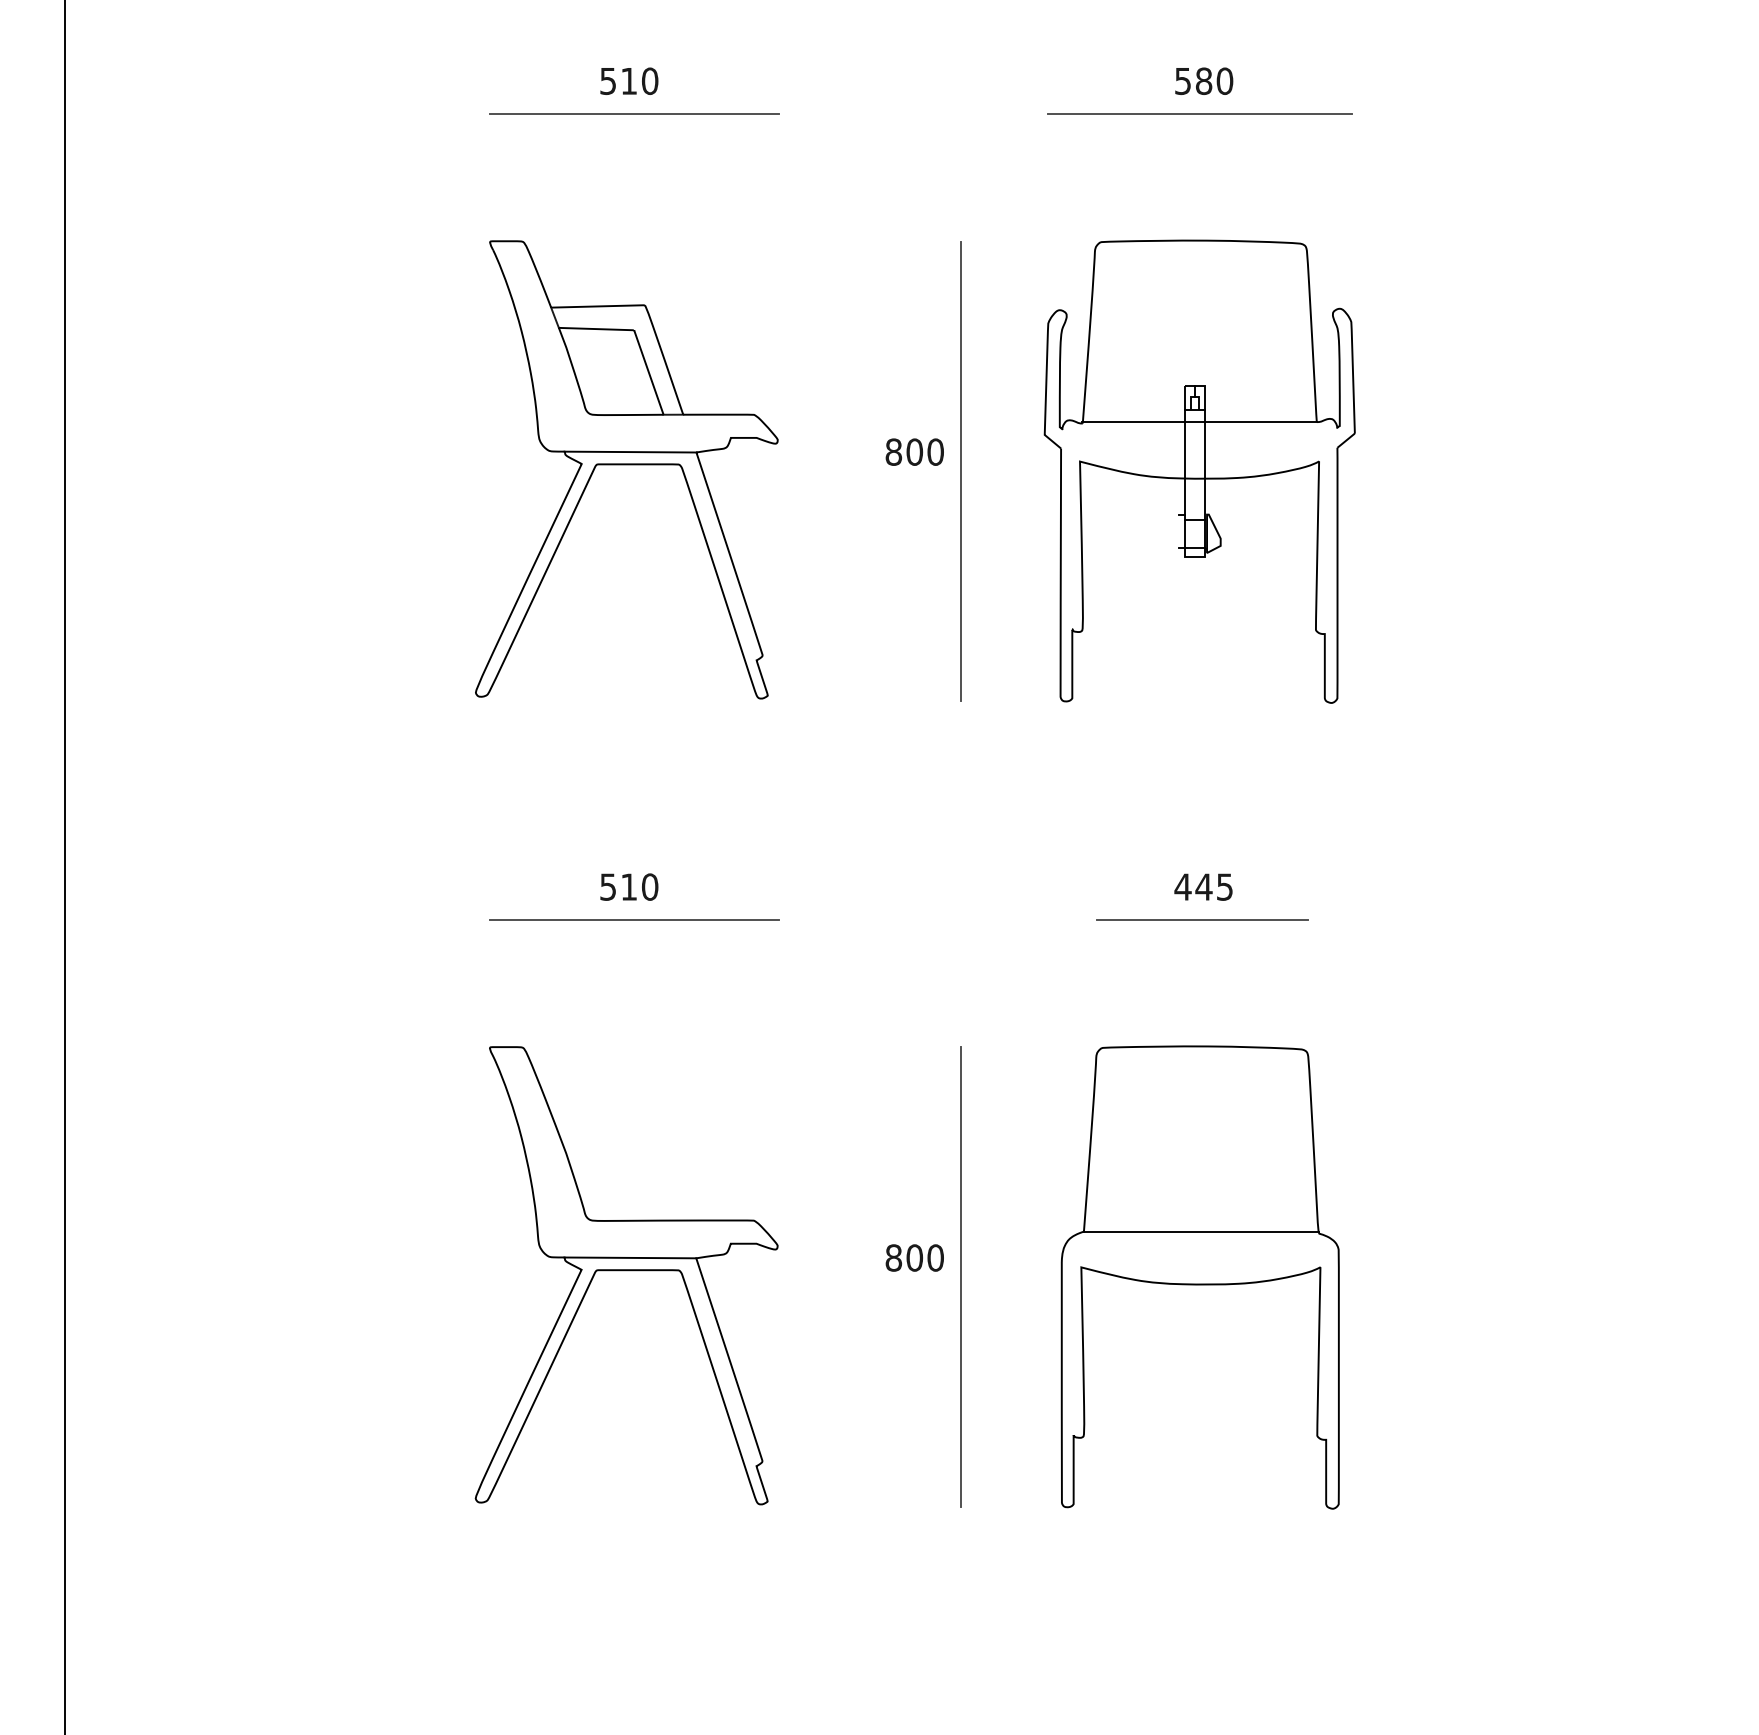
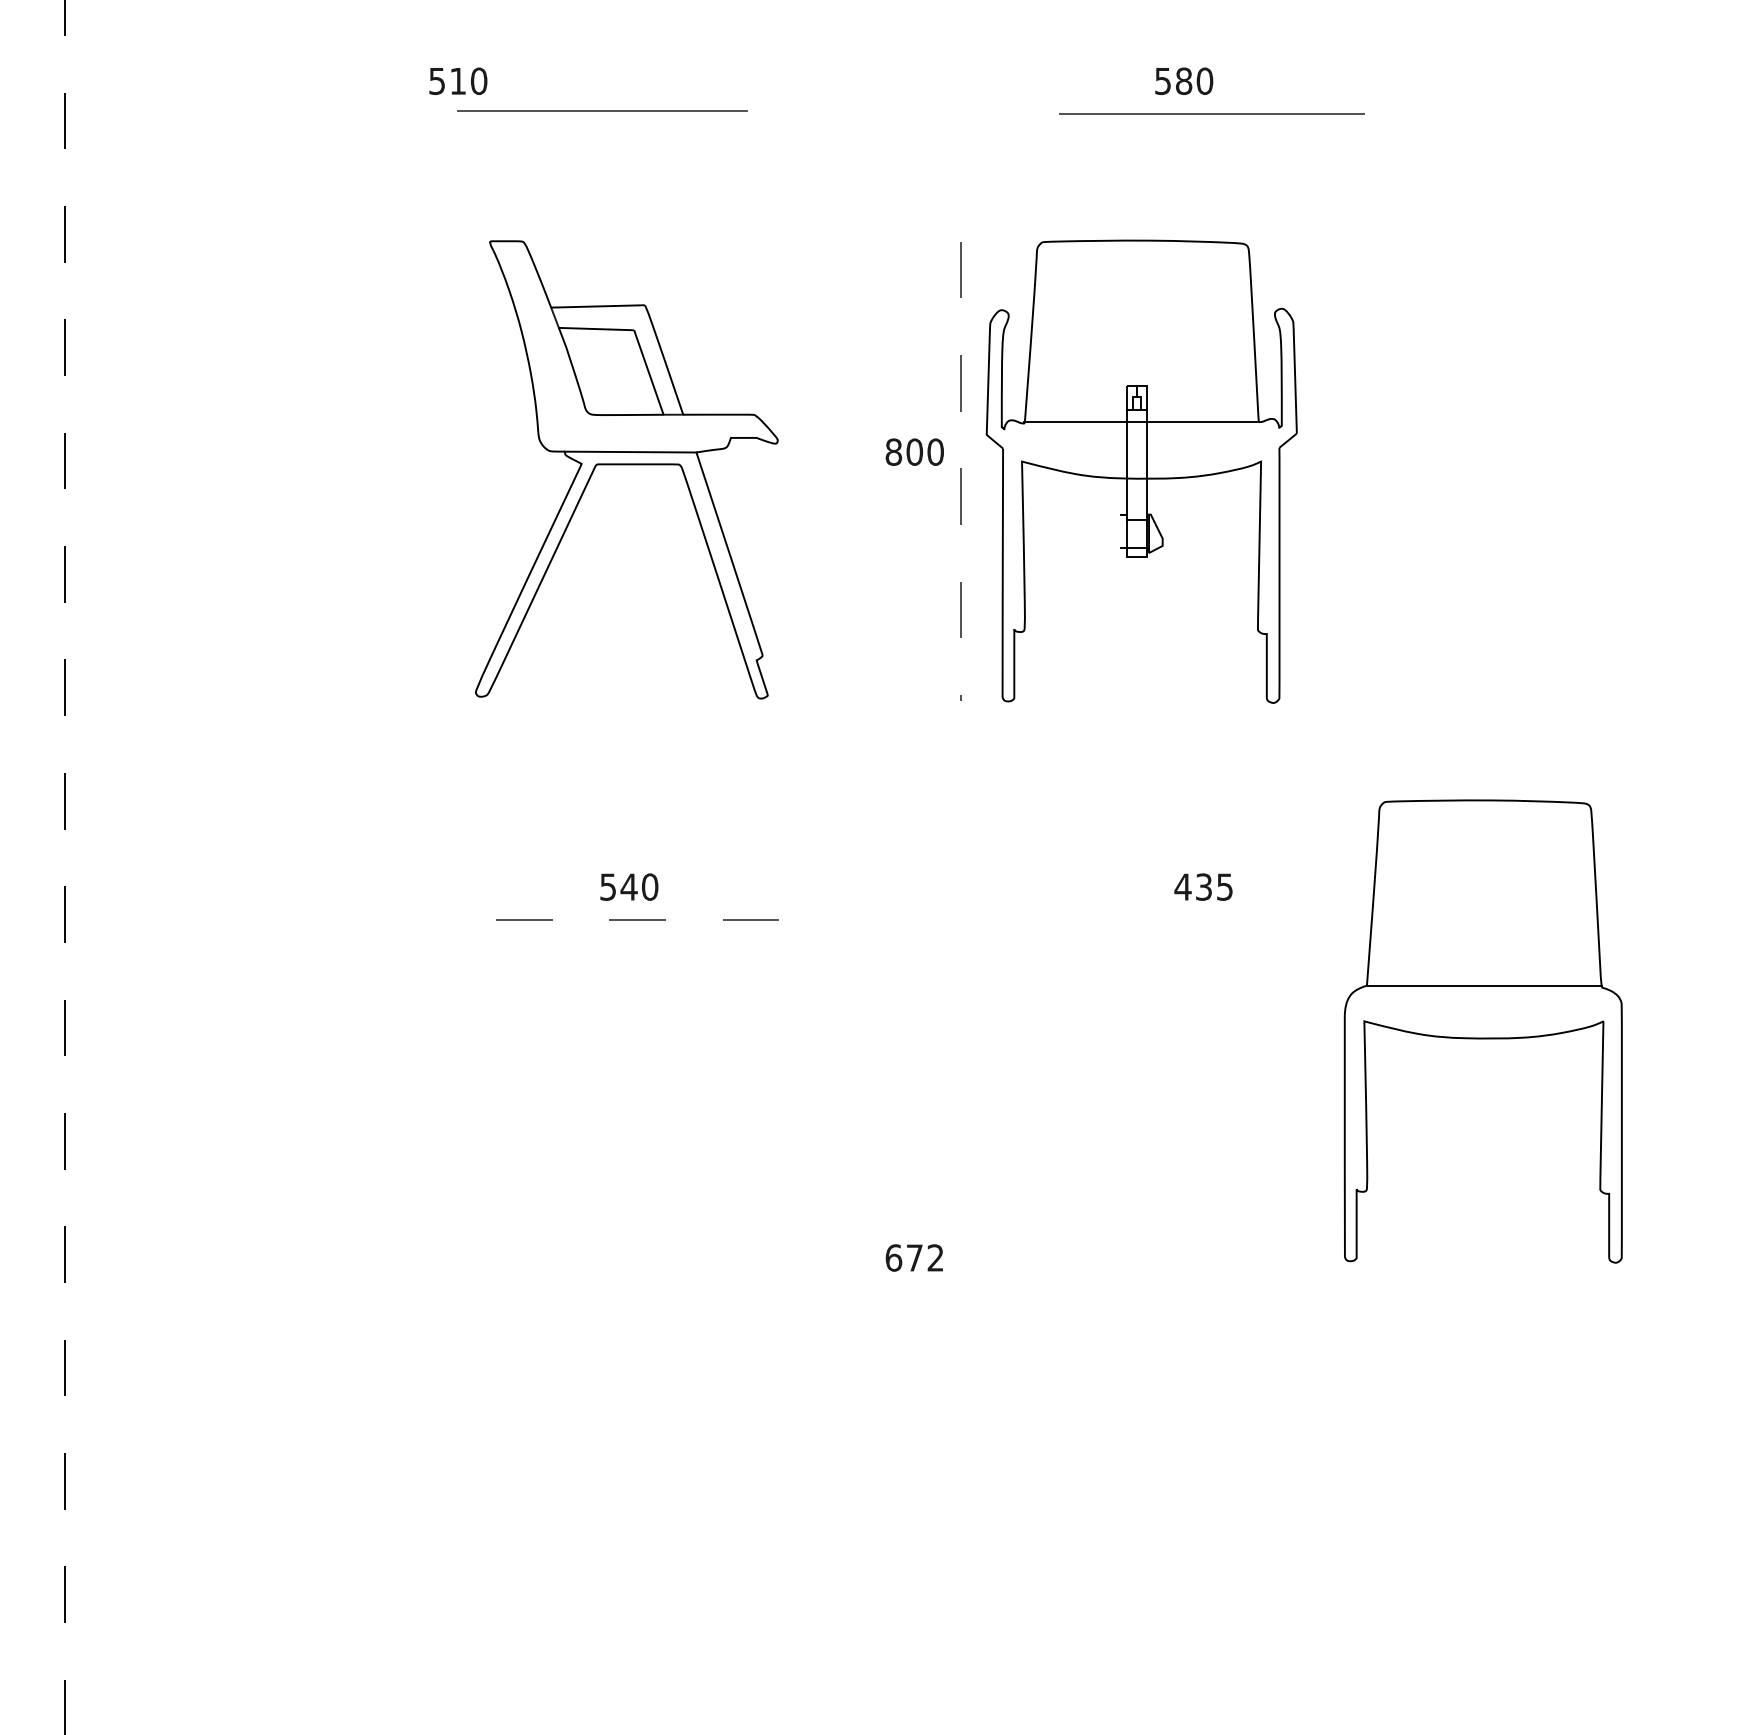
text position: (629, 80) -> (458, 80) (458, 80)
text position: (1204, 80) -> (1184, 80) (1184, 80)
line position: (634, 113) -> (602, 110) (602, 110)
line position: (1199, 113) -> (1211, 113) (1211, 113)
line: solid -> dashed (960, 471)
part position: (1199, 471) -> (1141, 471) (1141, 471)
line: solid -> dashed (65, 868)
text: 510 -> 540 (628, 886)
text: 445 -> 435 (1203, 886)
line: solid -> dashed (634, 919)
line: present -> none (1201, 919)
text: 800 -> 672 (914, 1257)
part: present -> none (626, 1275)
line: present -> none (960, 1277)
part position: (1199, 1277) -> (1482, 1031) (1482, 1031)
